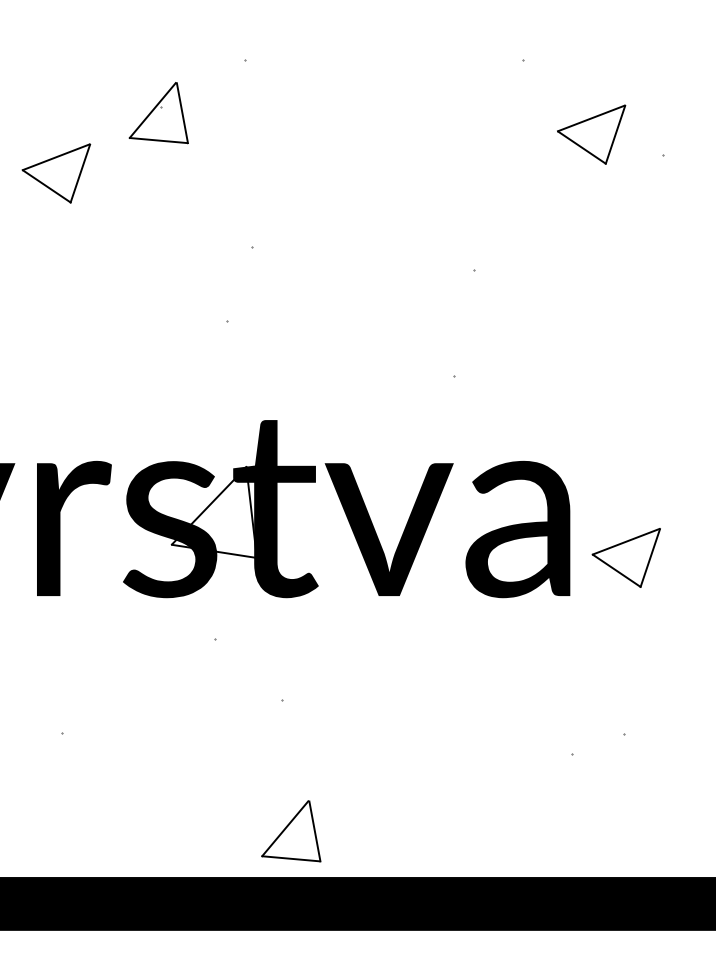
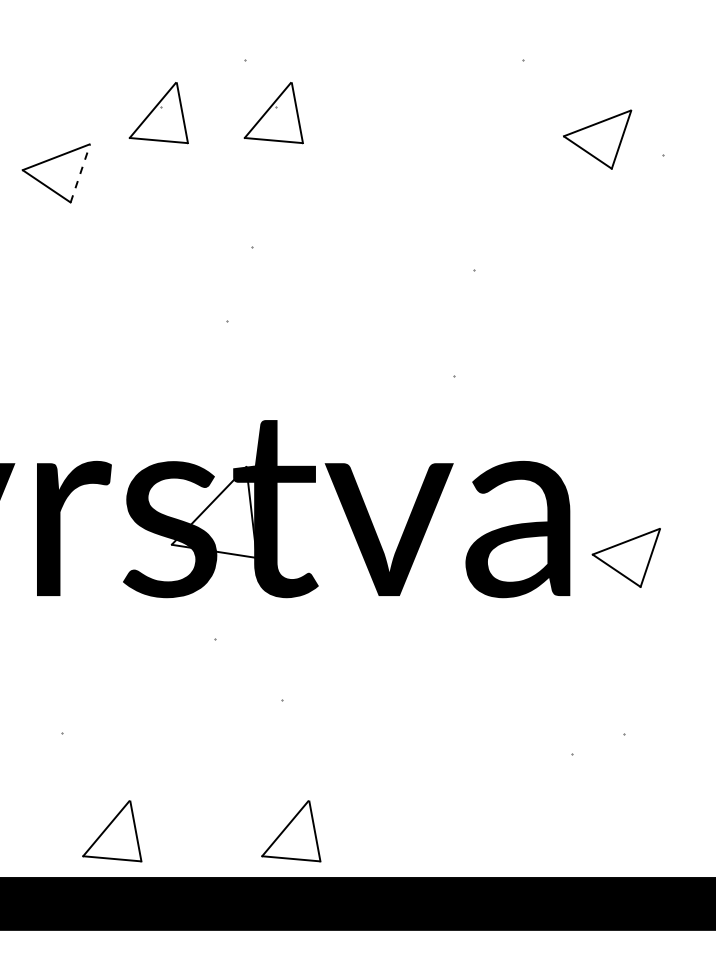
part: none -> present (273, 113)
part position: (591, 134) -> (597, 139) (597, 139)
line: solid -> dashed (80, 173)
part: none -> present (112, 831)
